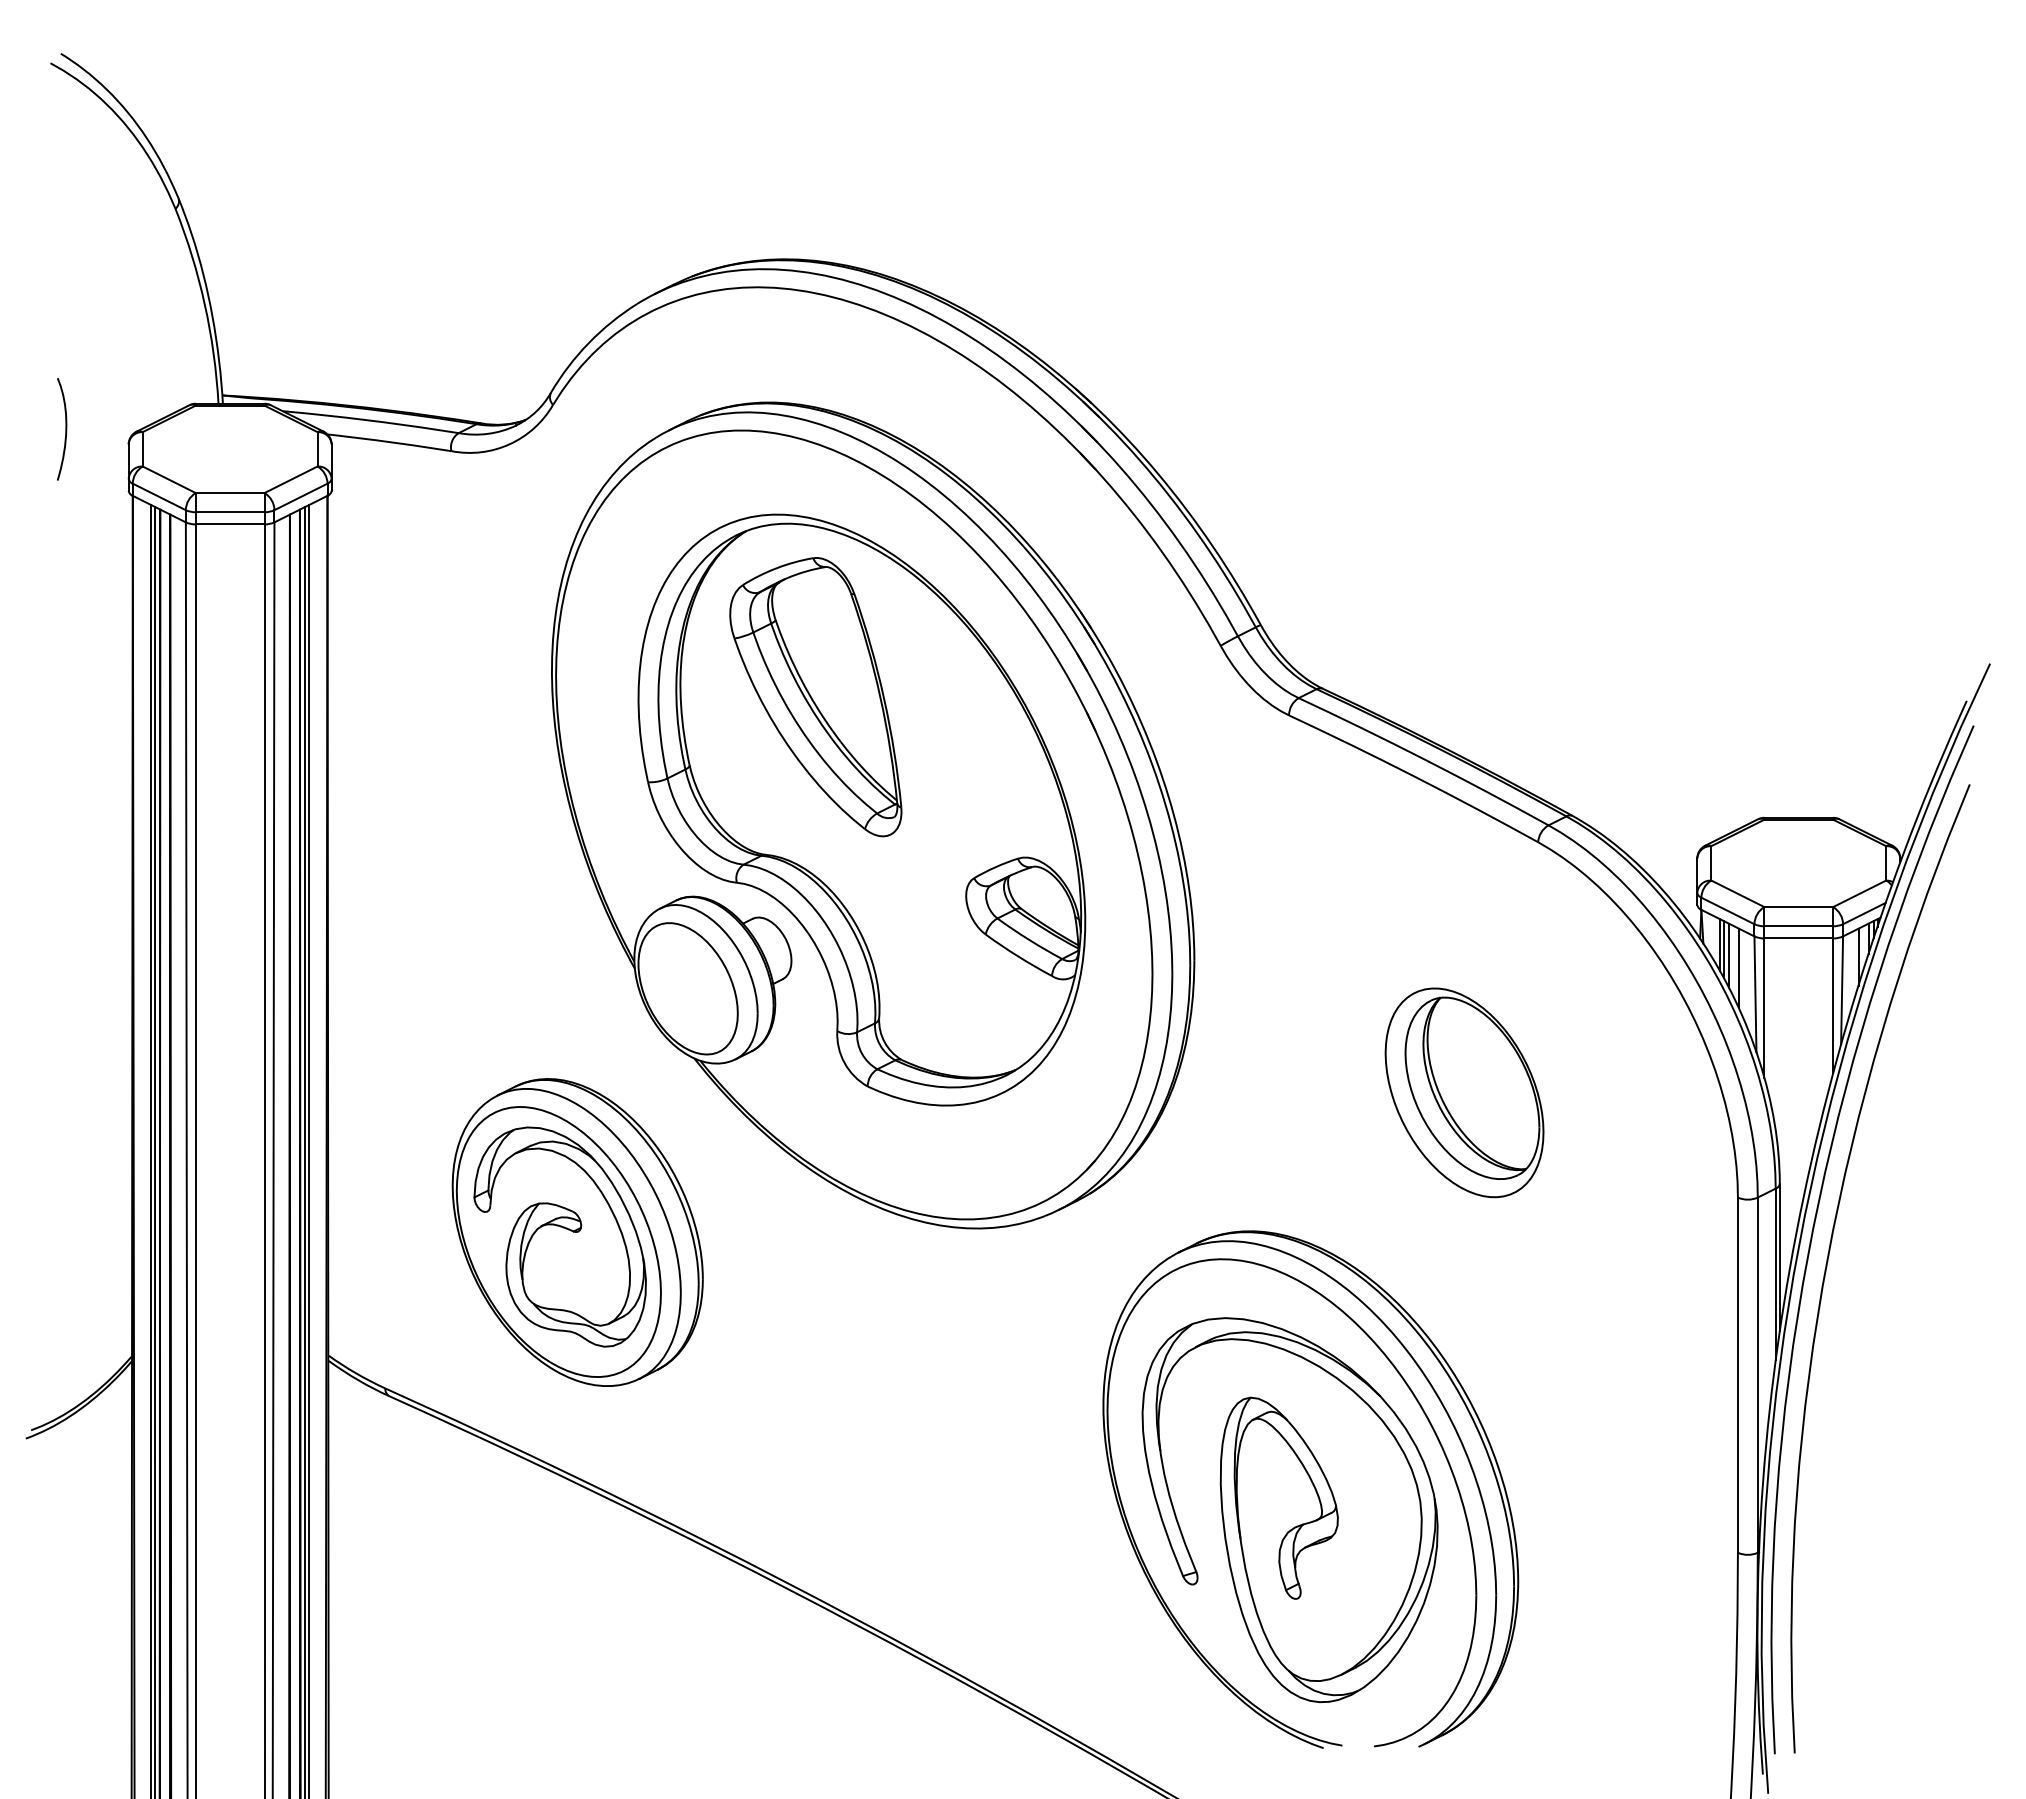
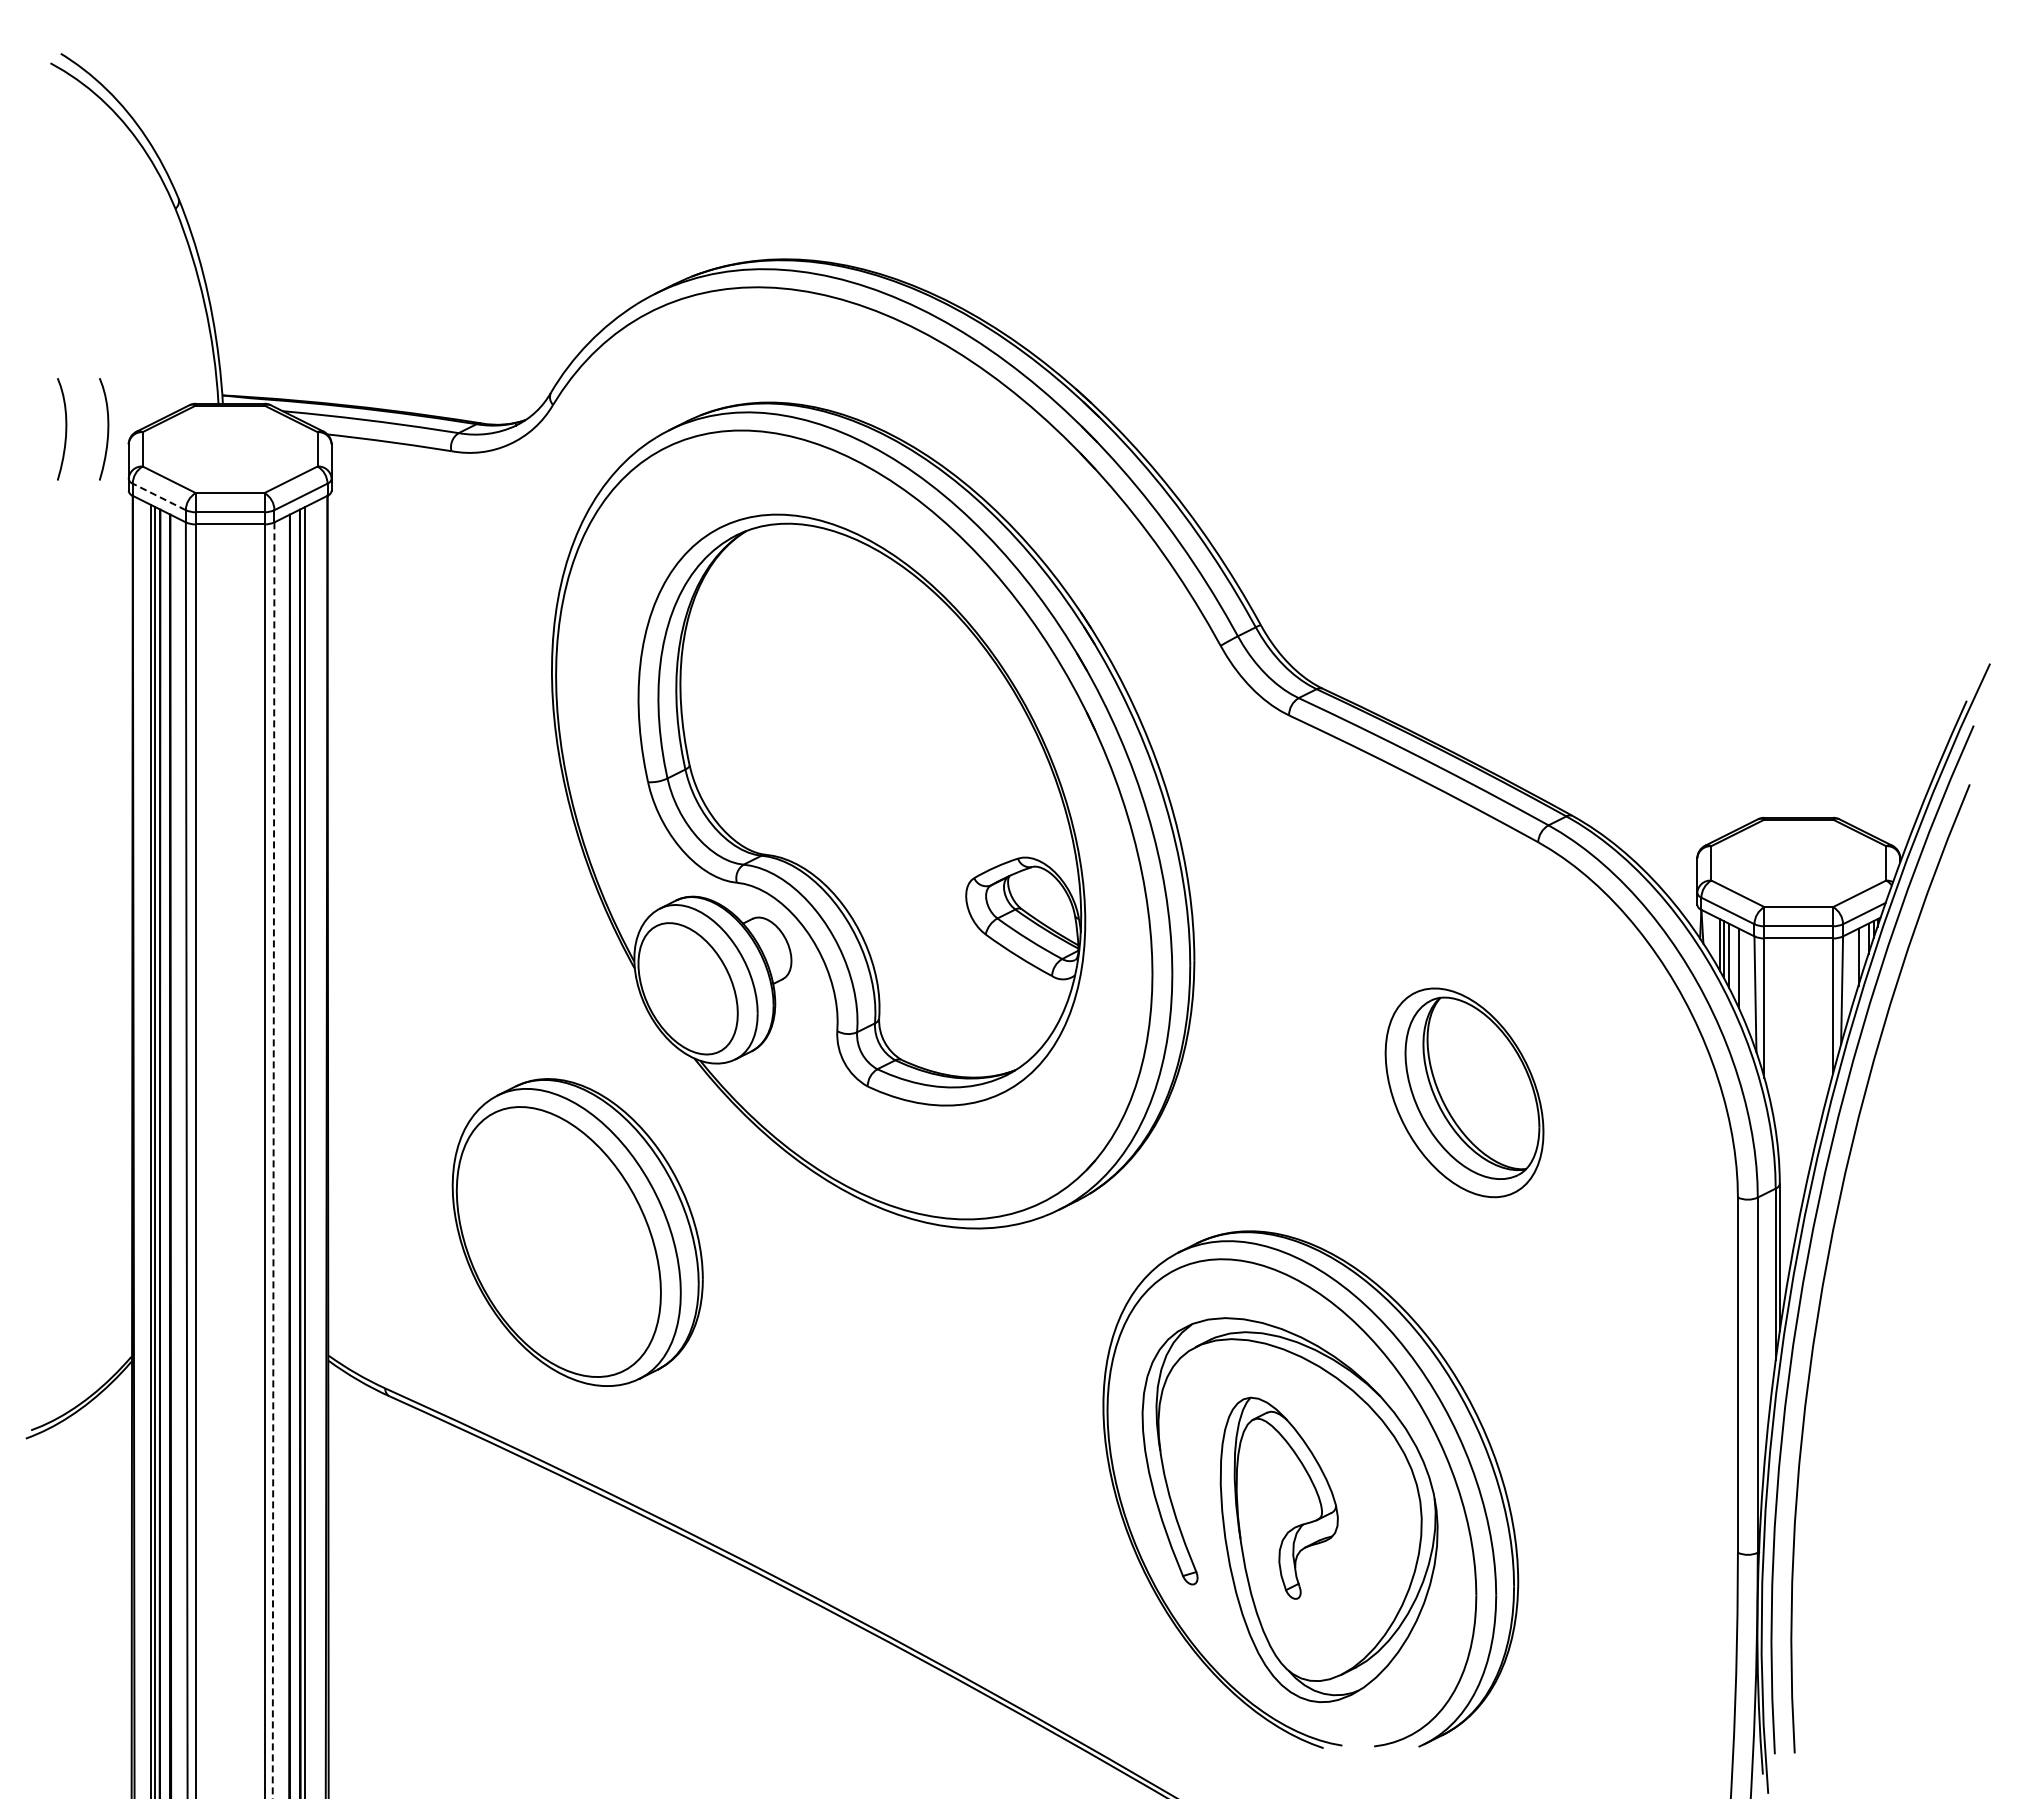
part: none -> present (104, 429)
line: solid -> dashed (159, 496)
part: present -> none (815, 697)
line: present -> none (308, 1150)
line: solid -> dashed (273, 1160)
part: present -> none (563, 1228)
